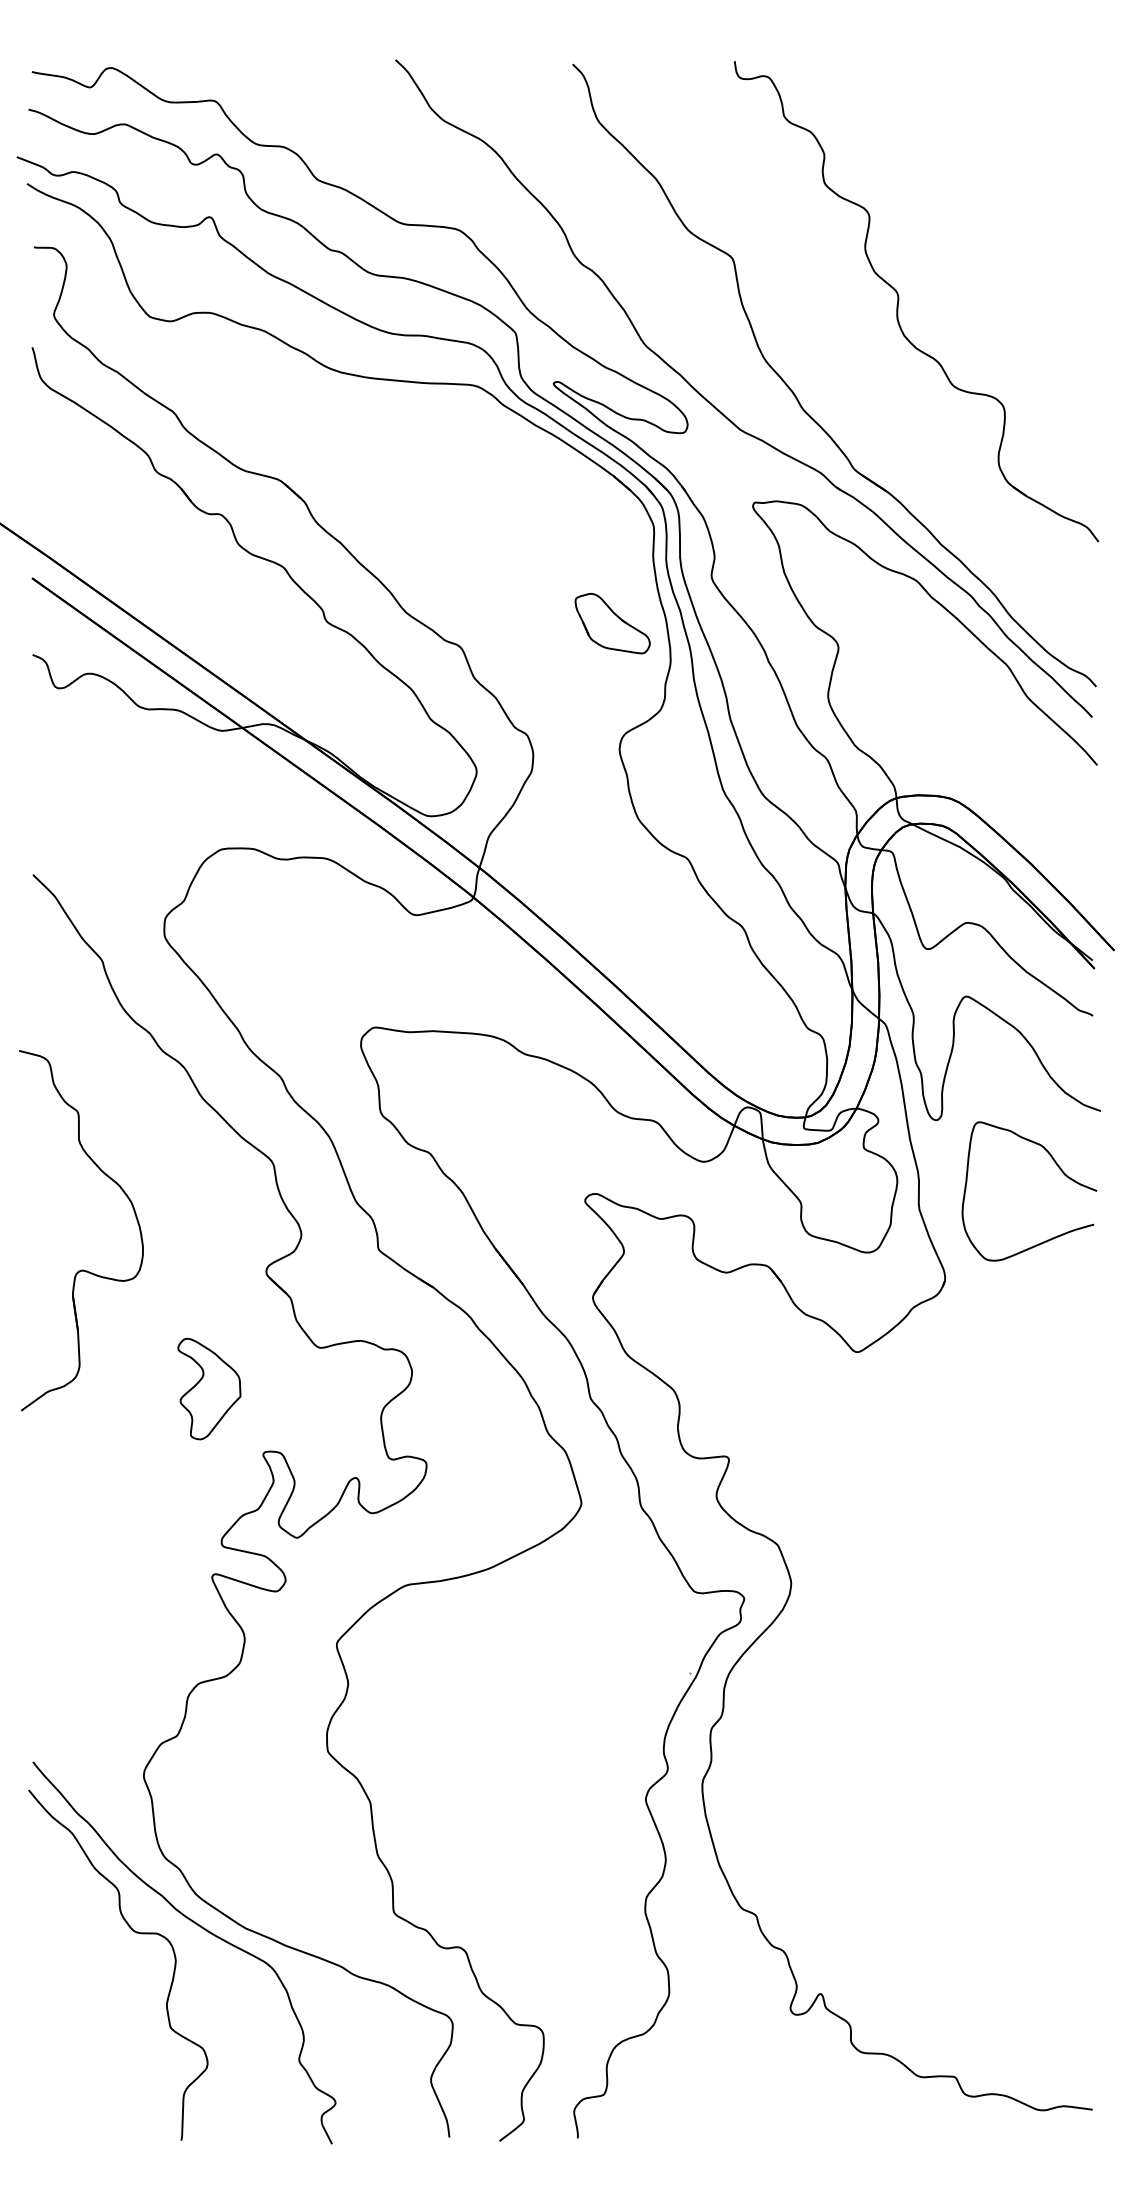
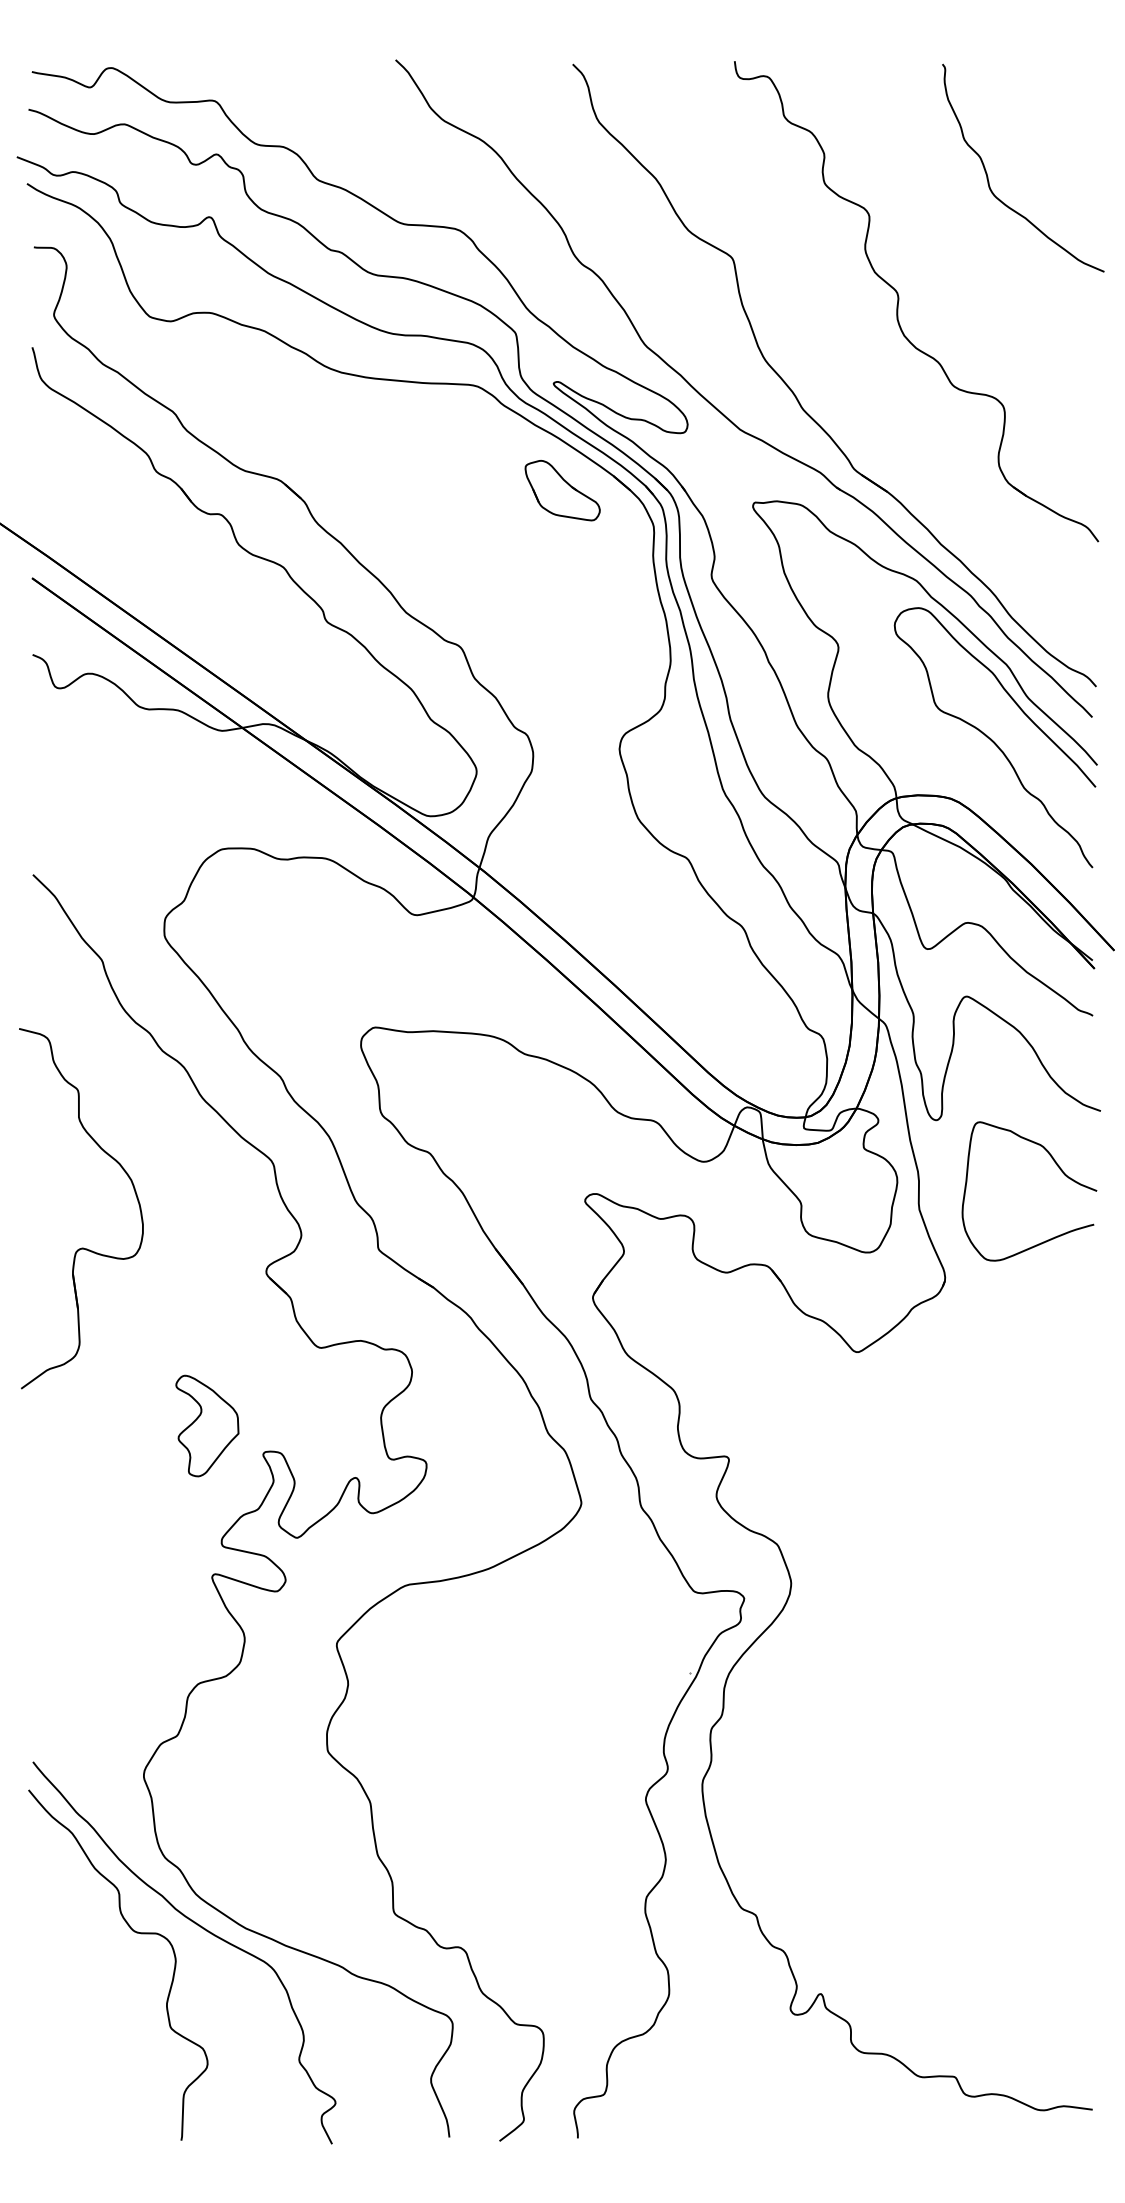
curve: none -> present (988, 176)
part position: (612, 623) -> (562, 490) (562, 490)
curve: none -> present (992, 739)
part position: (81, 1269) -> (81, 1247) (81, 1247)
part position: (209, 1388) -> (207, 1425) (207, 1425)
